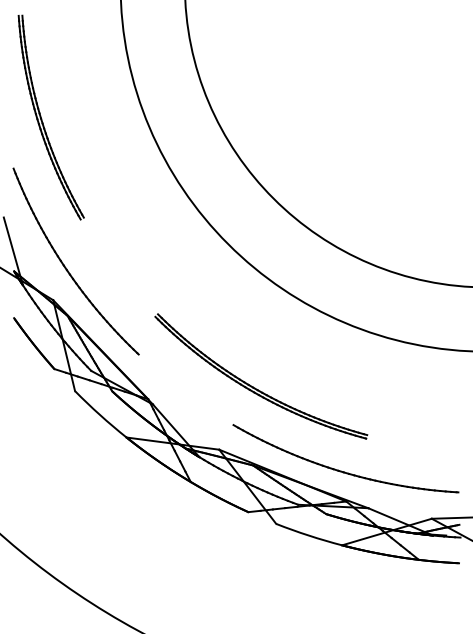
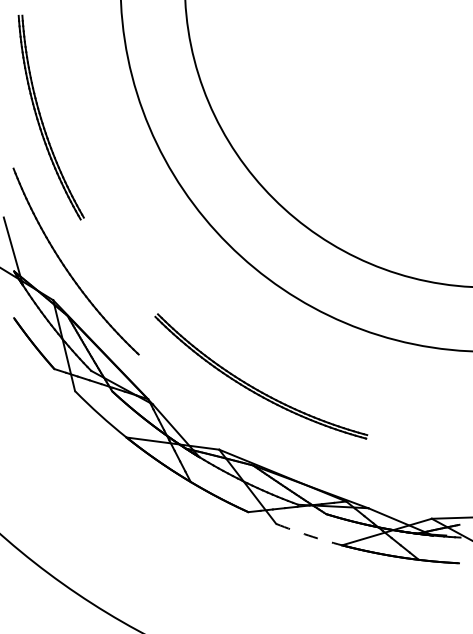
part: present -> none (341, 470)
arc: solid -> dashed (308, 535)
